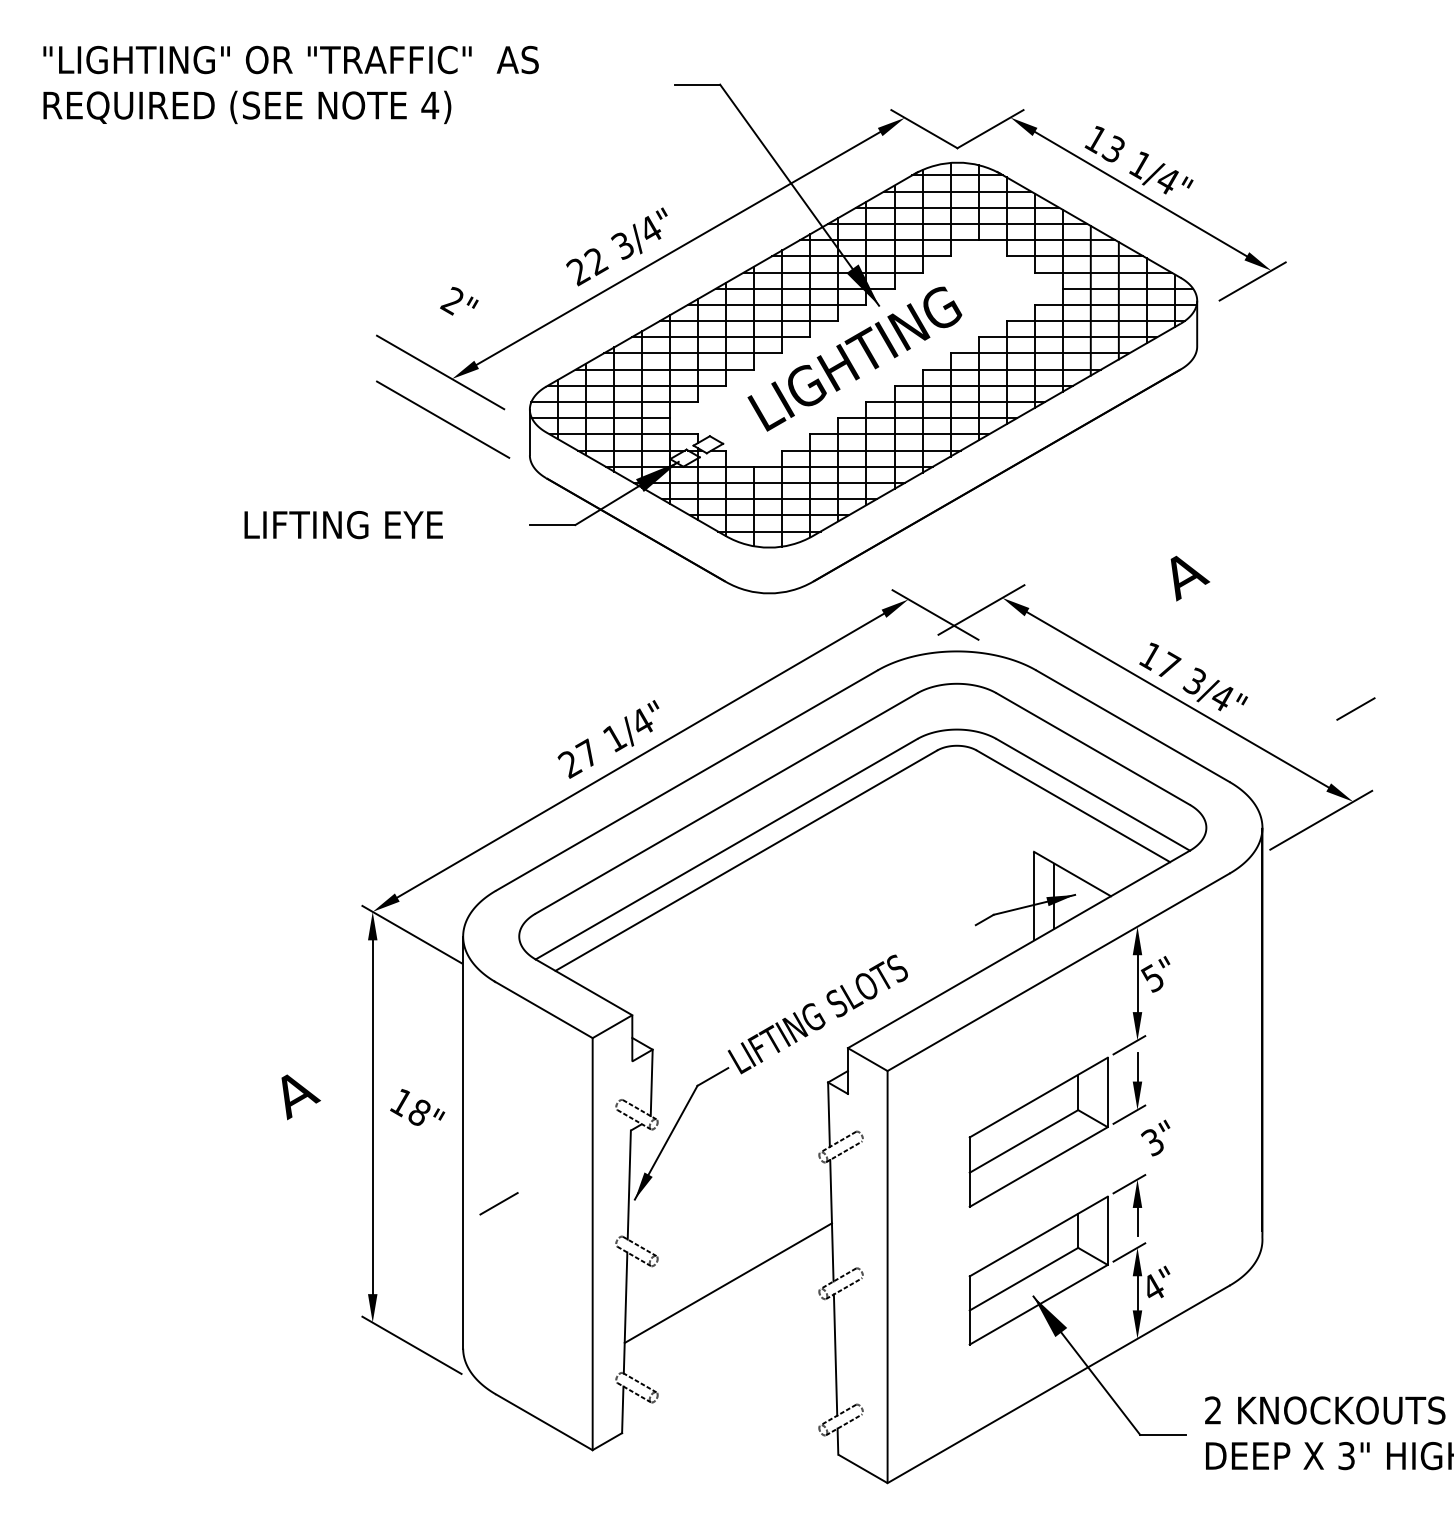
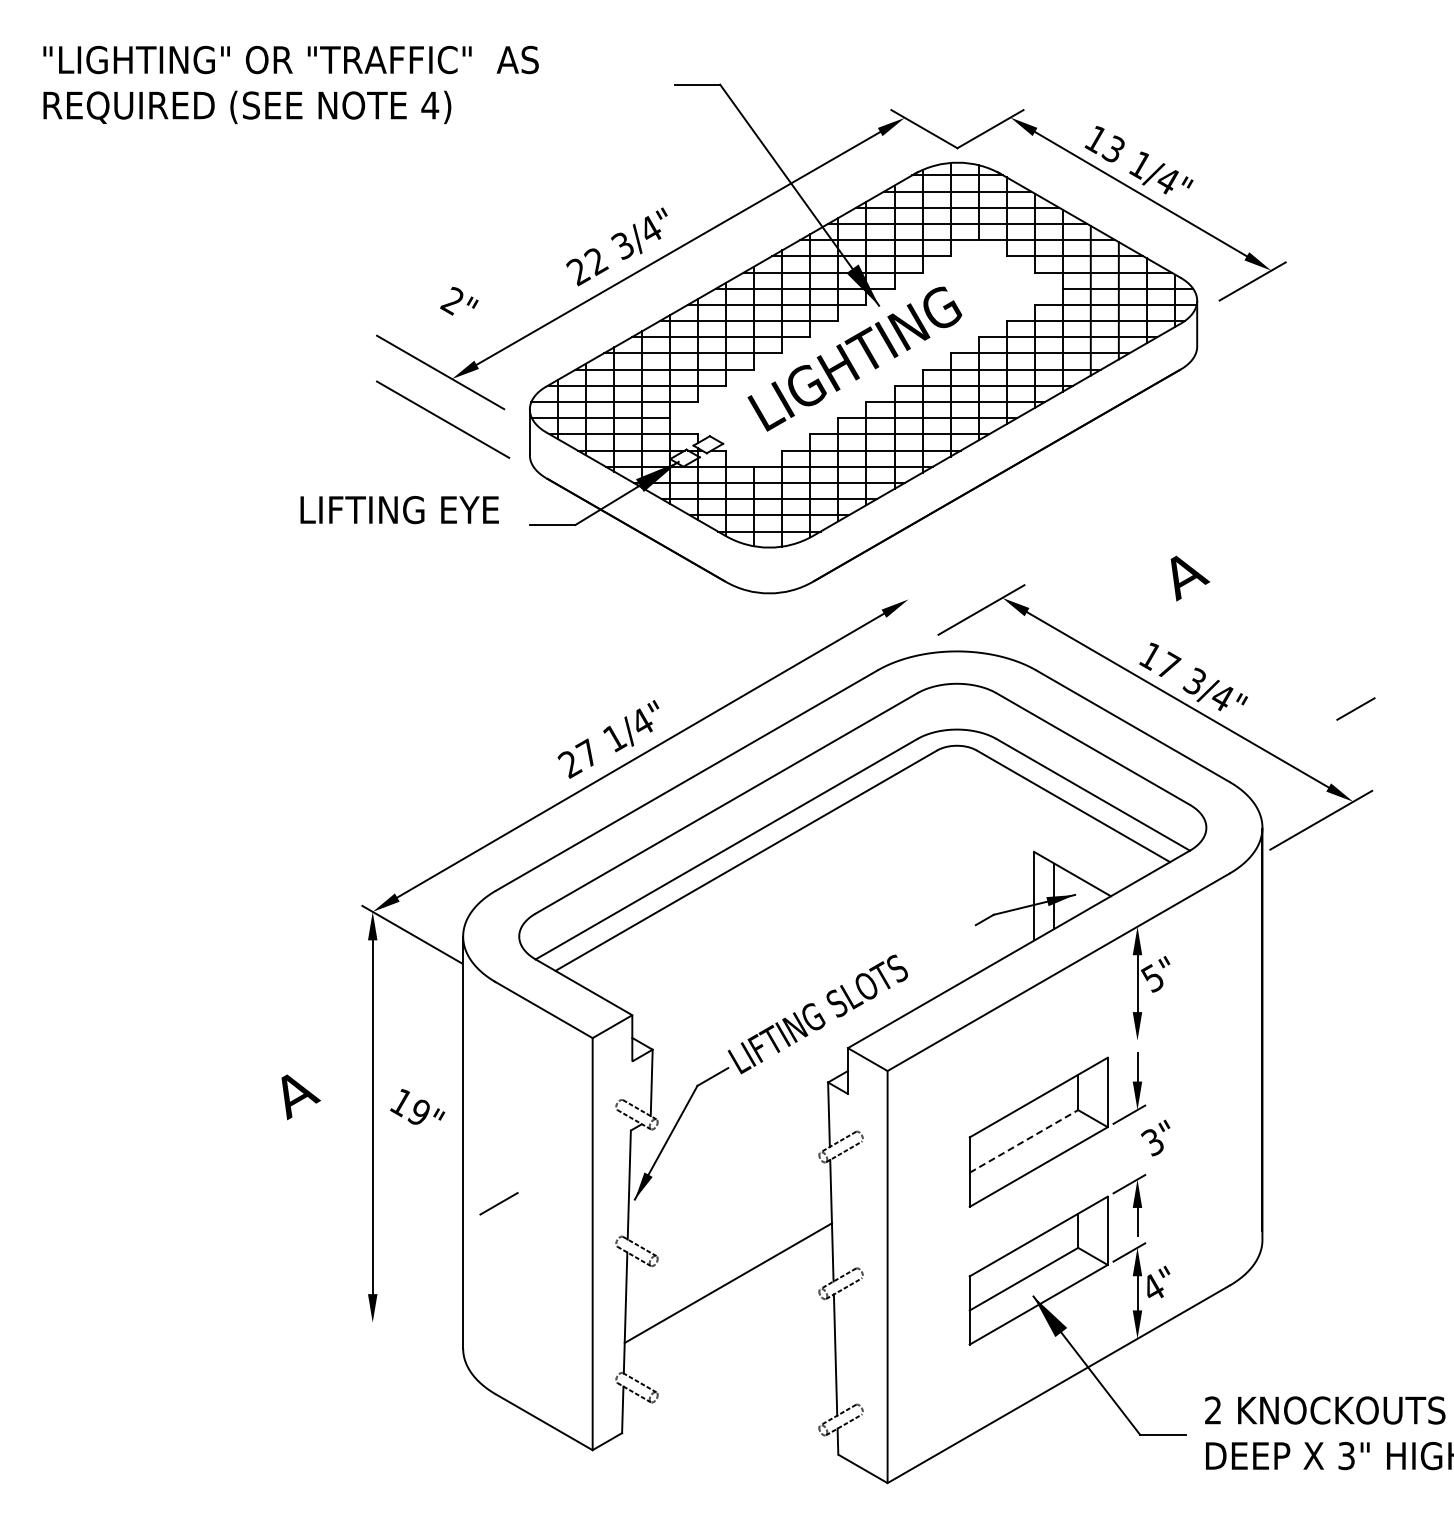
text position: (343, 525) -> (399, 510) (399, 510)
line: present -> none (935, 614)
line: present -> none (1129, 1045)
text: 18" -> 19" (418, 1112)
line: solid -> dashed (1023, 1141)
line: present -> none (411, 1344)
